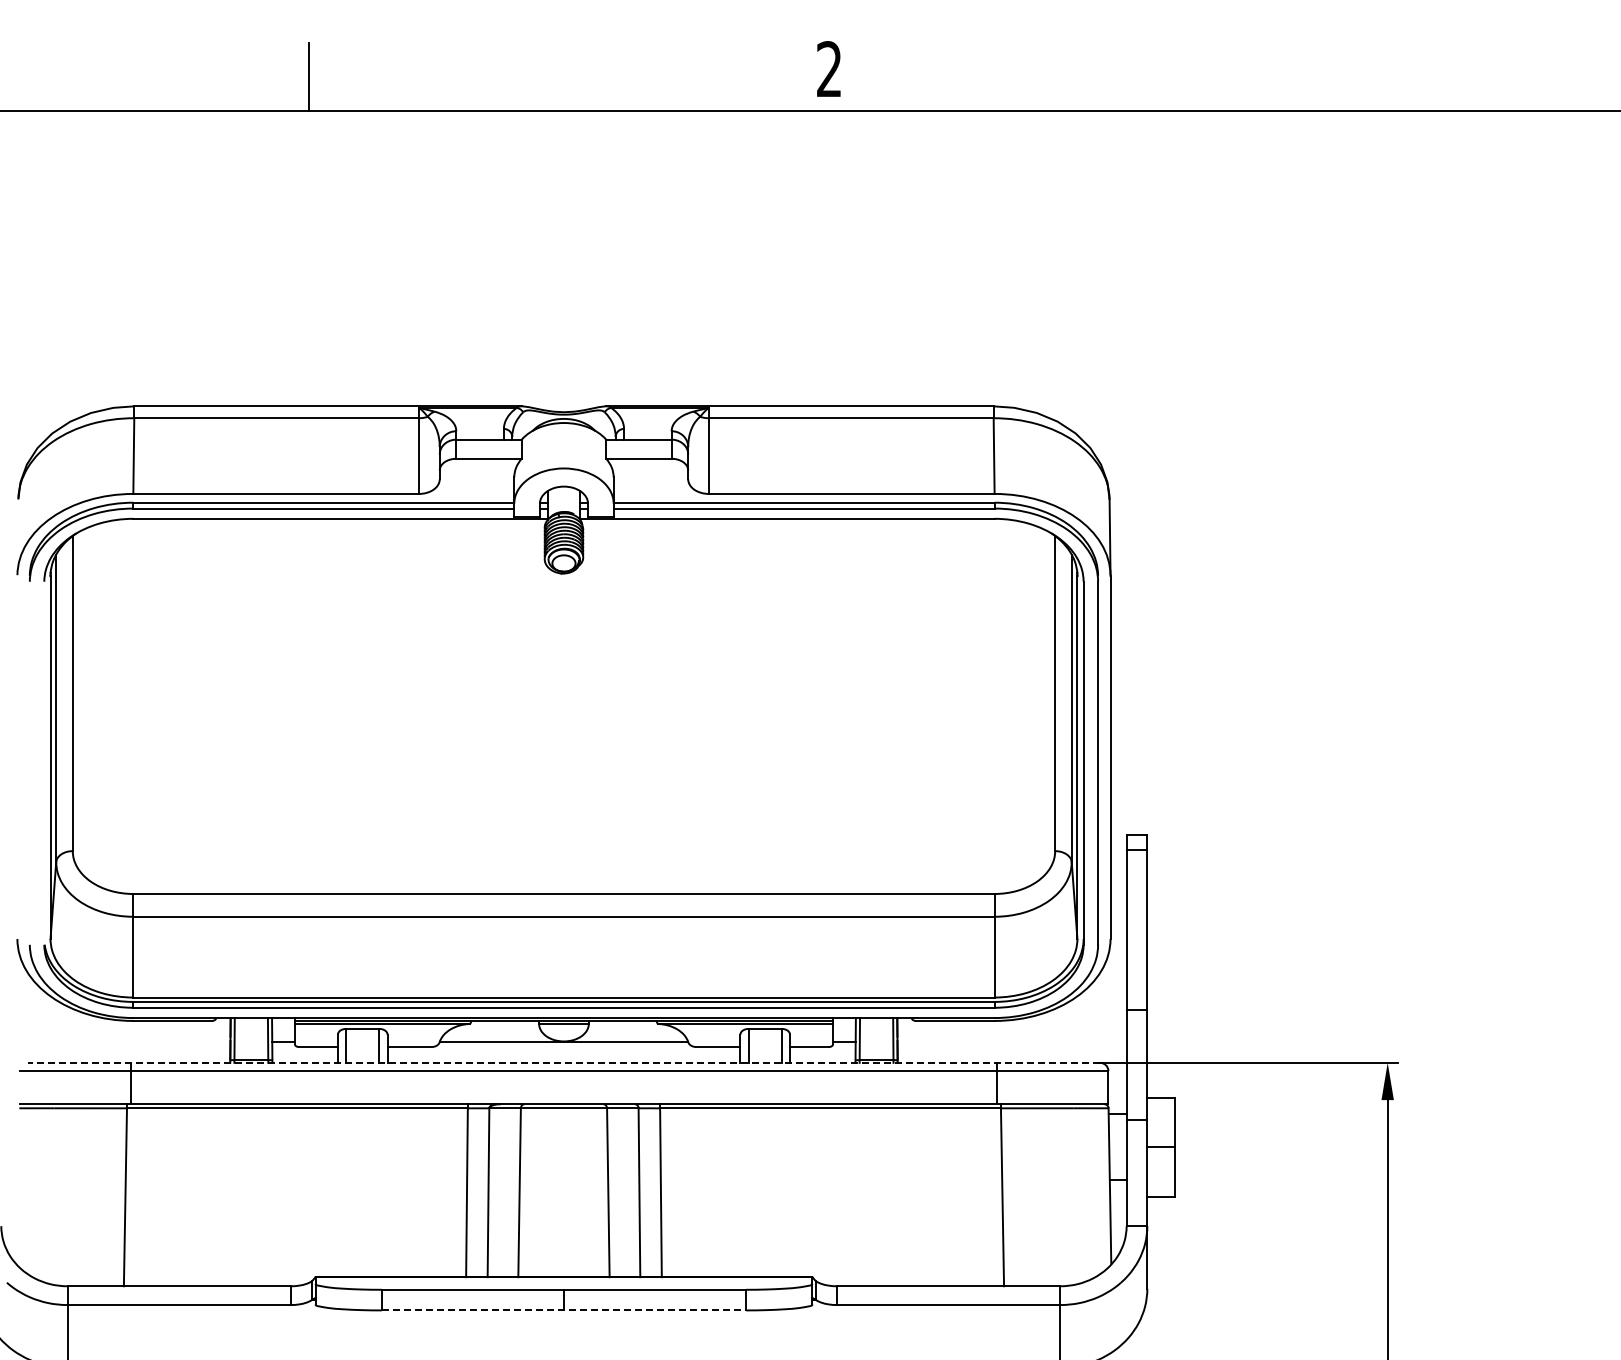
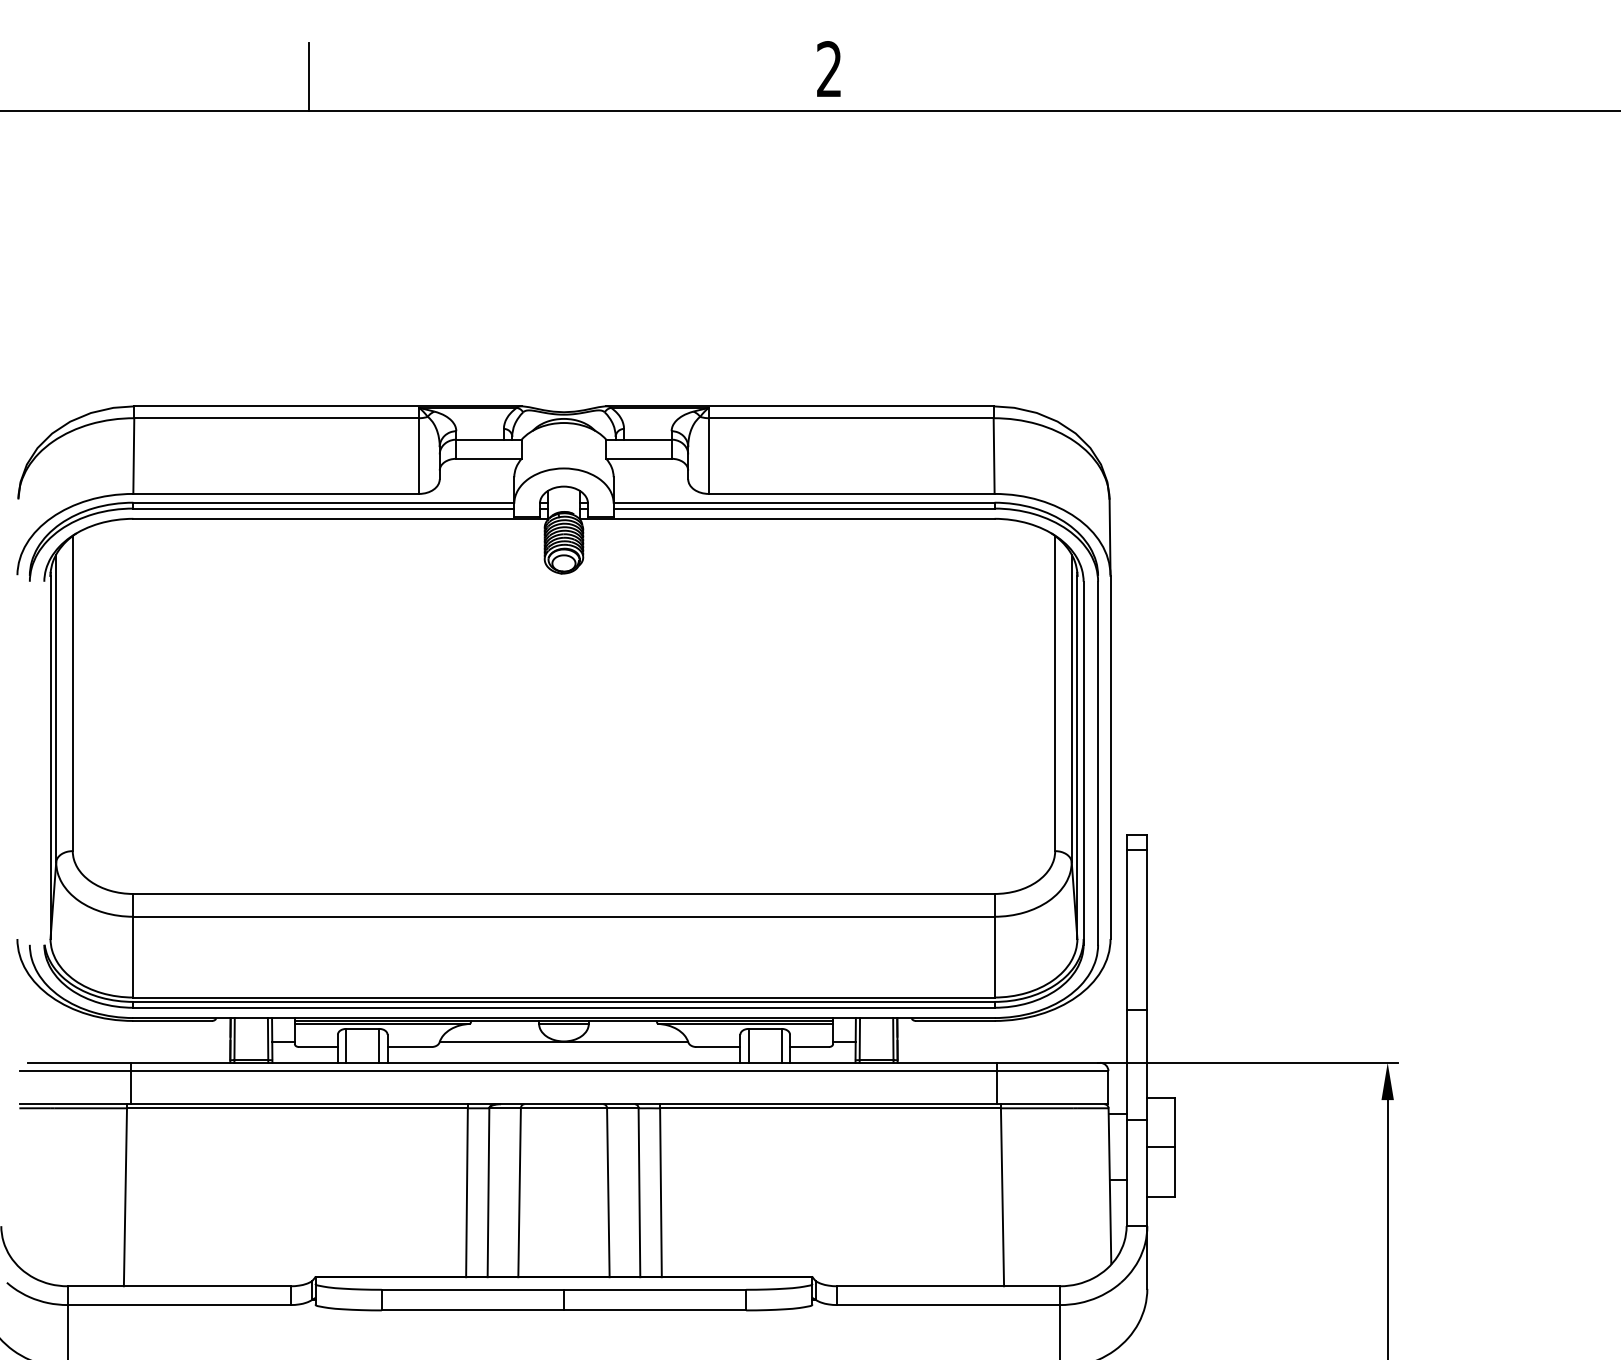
line: dashed -> solid (563, 1062)
line: dashed -> solid (564, 1310)
